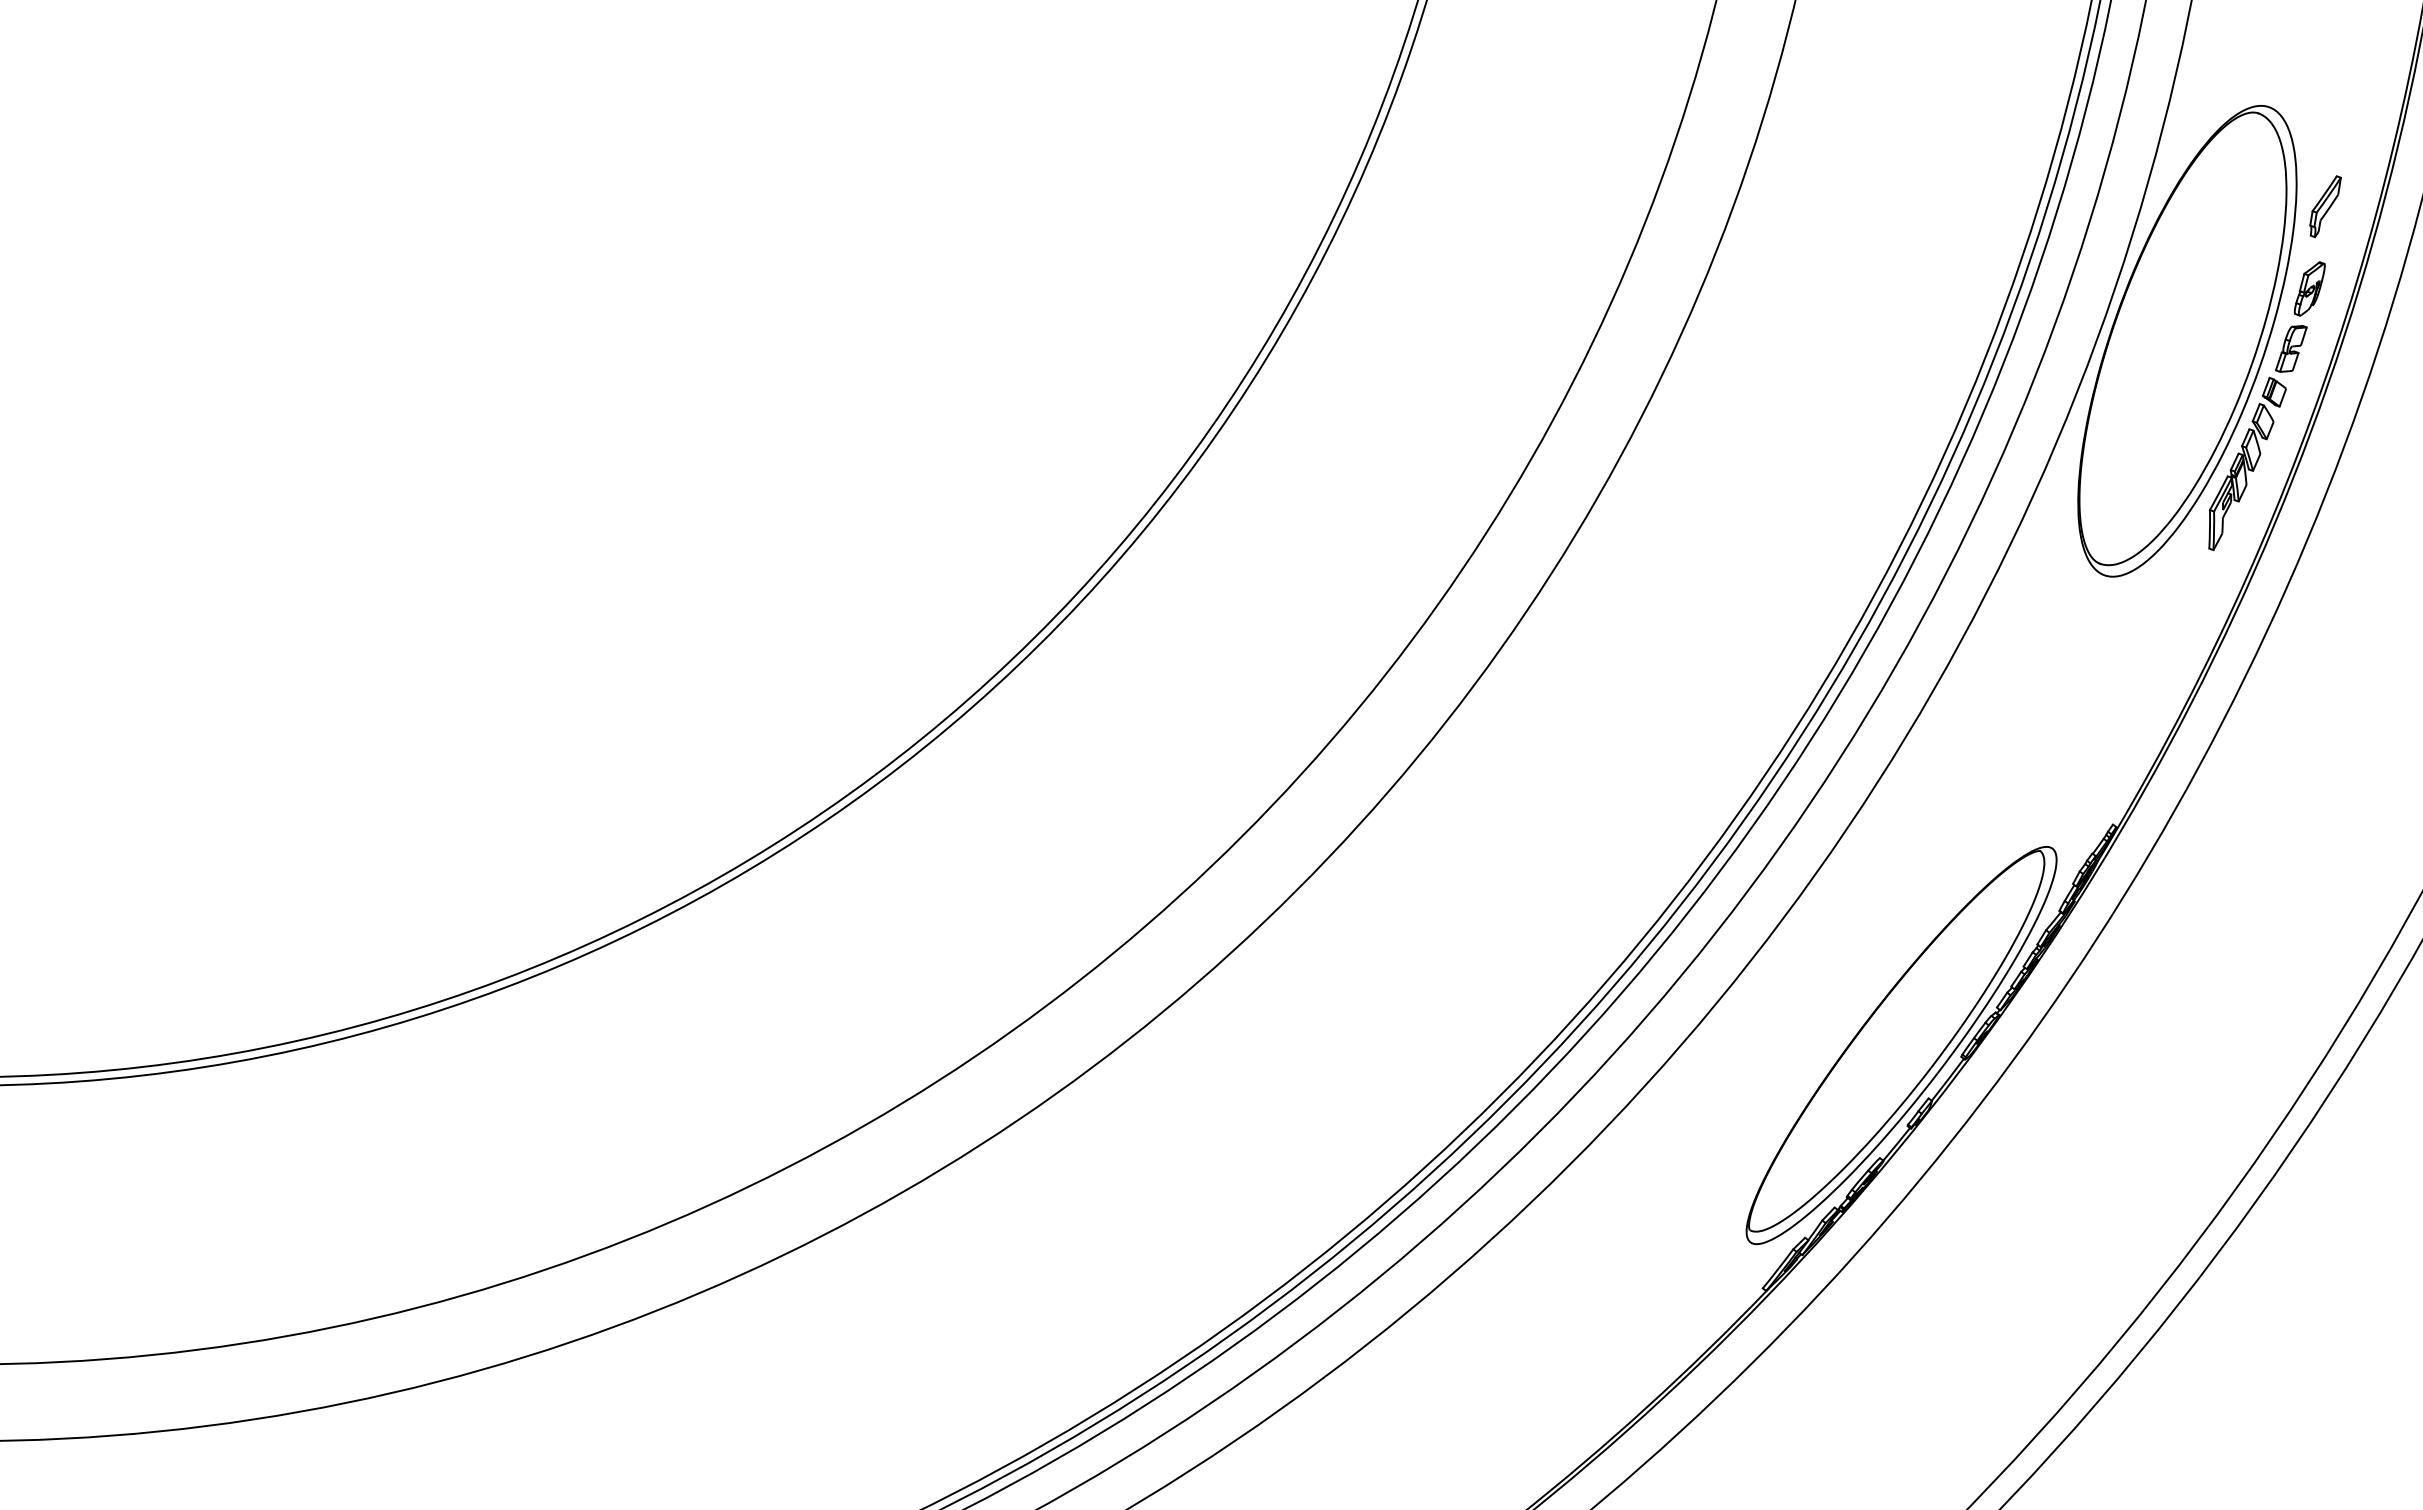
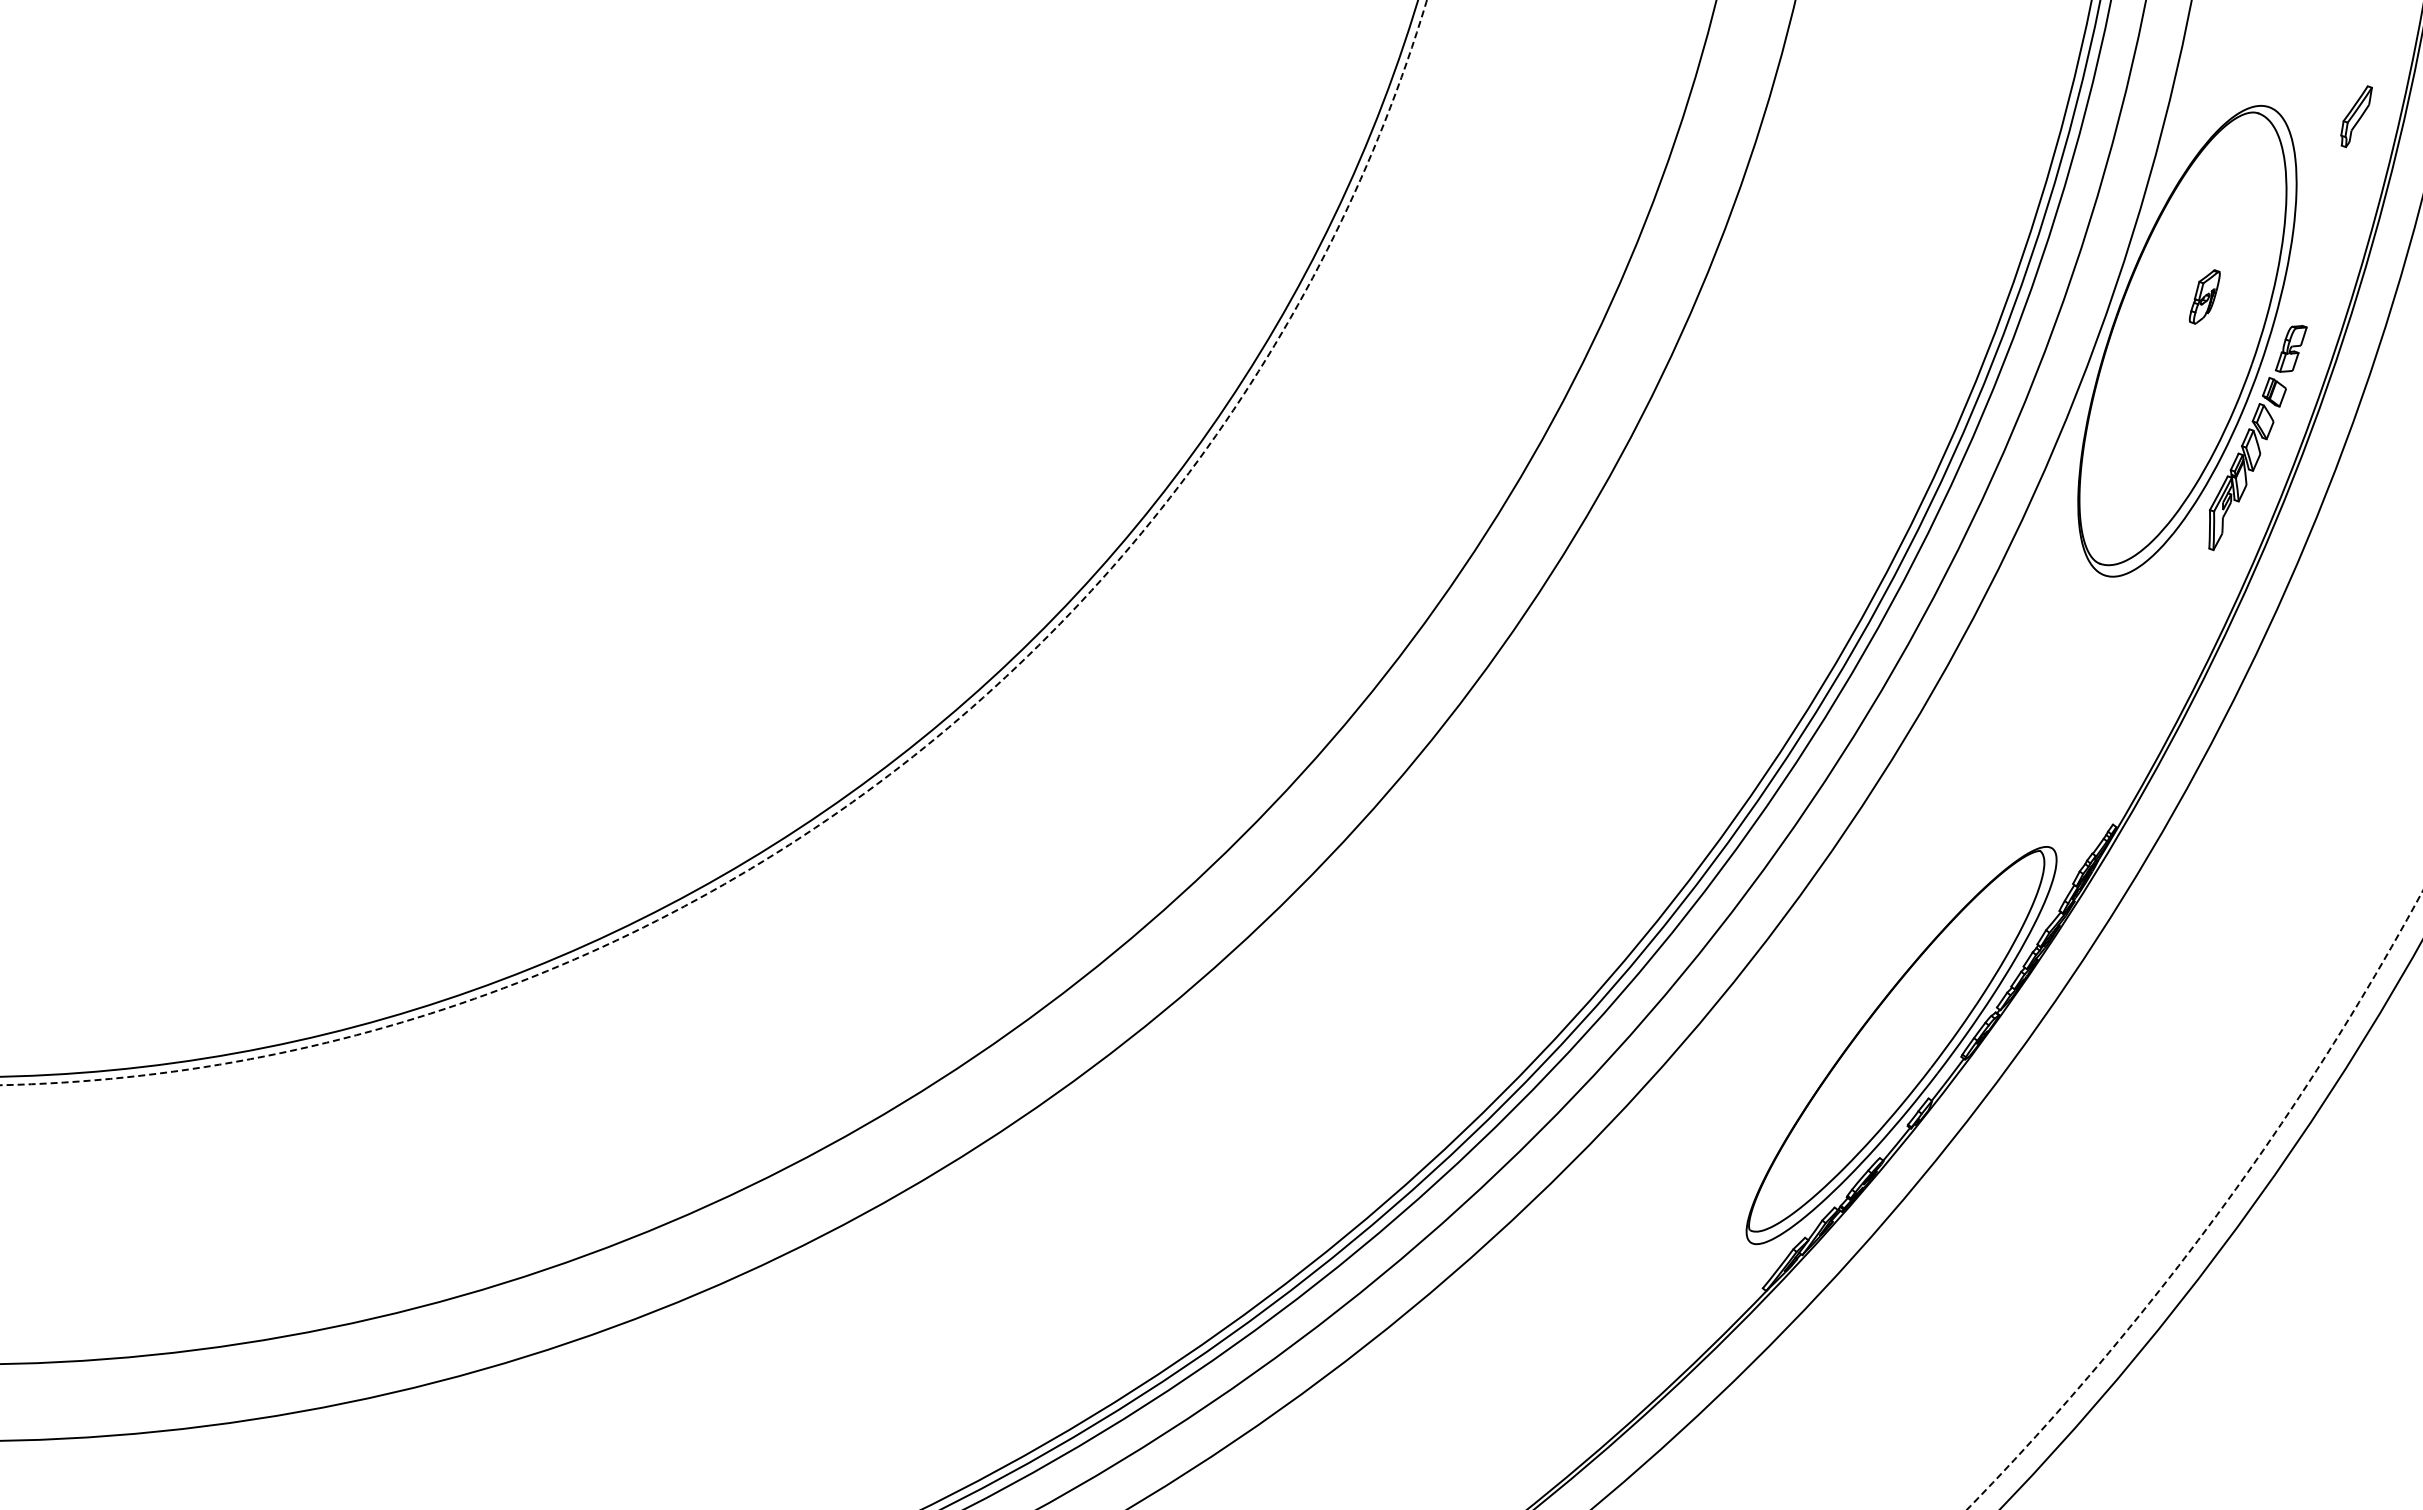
part position: (2325, 206) -> (2356, 116) (2356, 116)
part position: (2309, 288) -> (2204, 296) (2204, 296)
arc: solid -> dashed (890, 774)
arc: solid -> dashed (2216, 1215)
